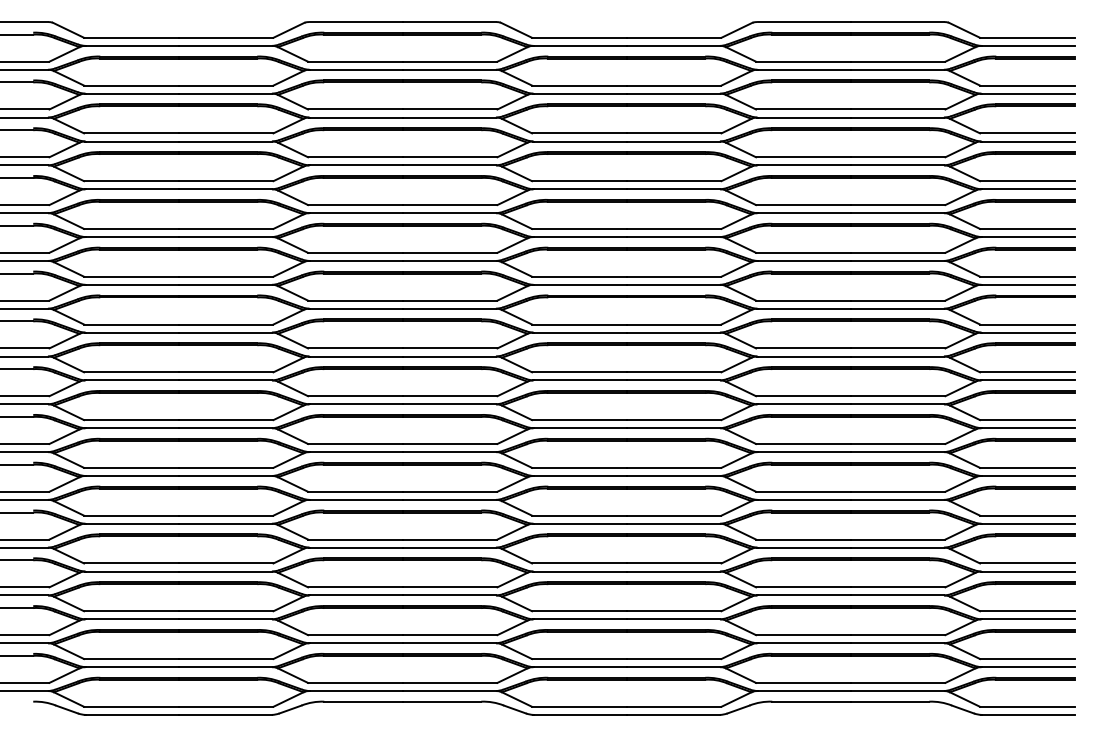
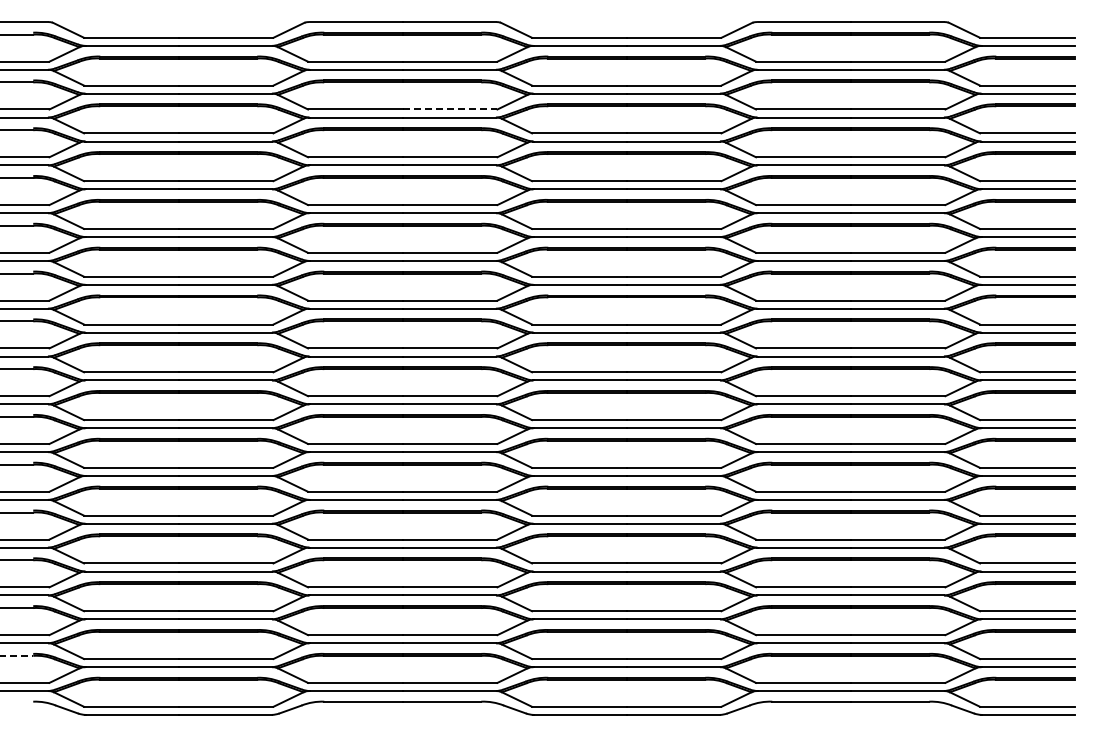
line: solid -> dashed (450, 109)
line: solid -> dashed (17, 655)
